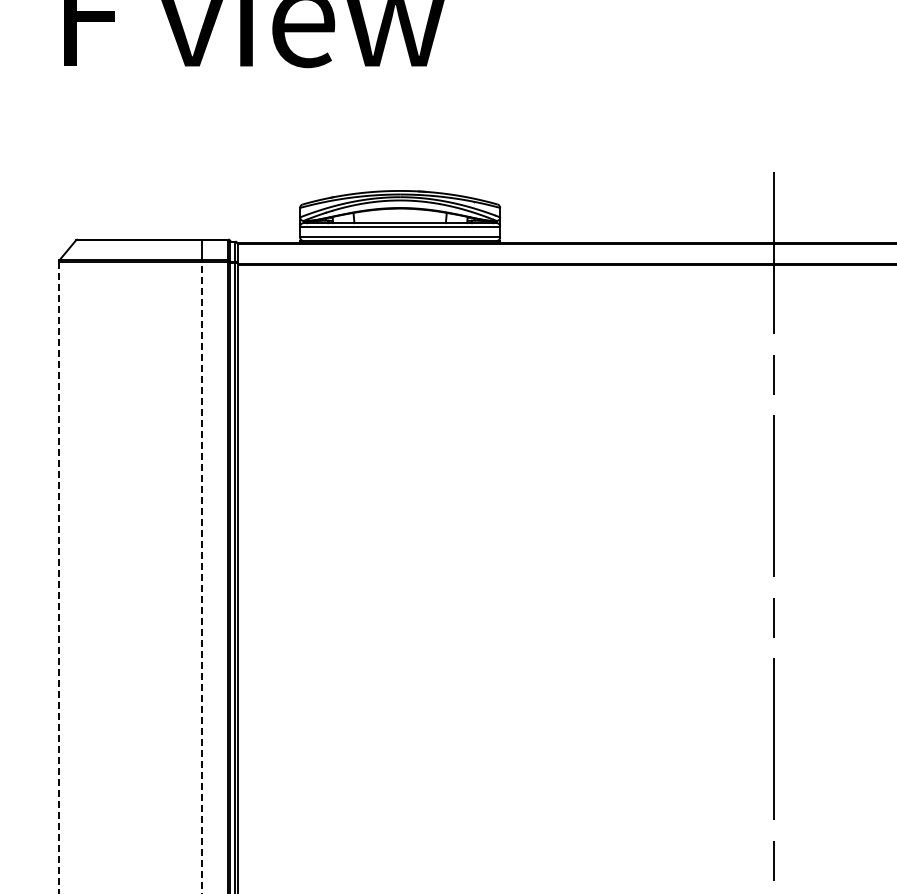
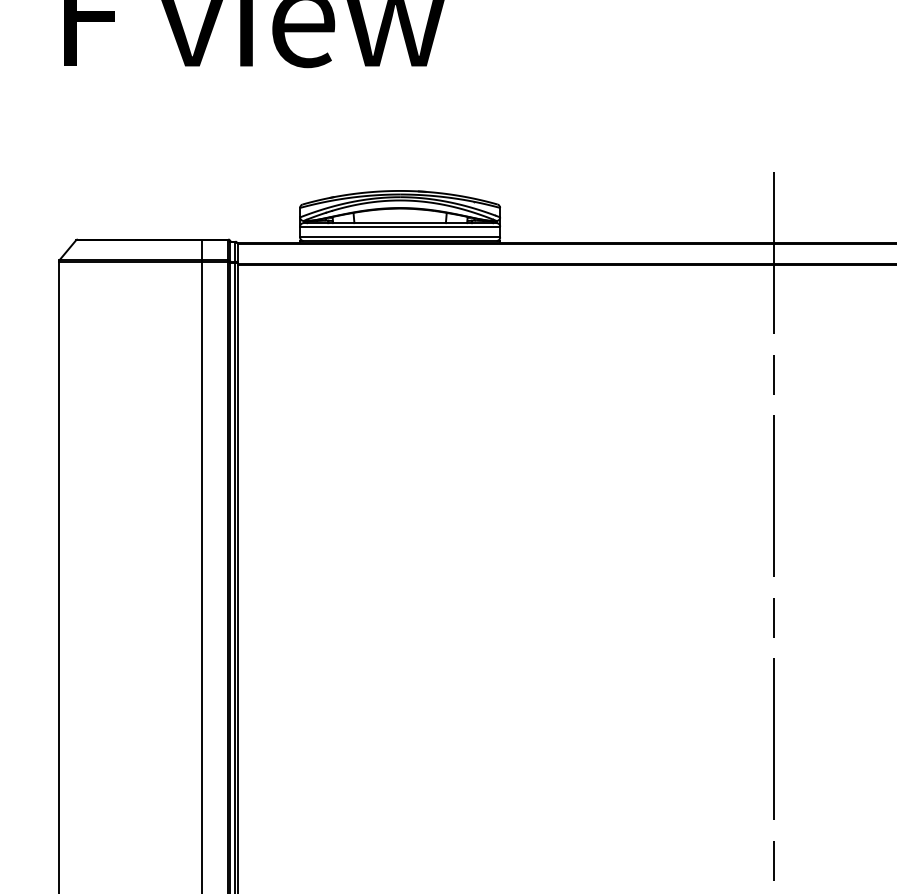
line: dashed -> solid (58, 577)
line: dashed -> solid (201, 577)
